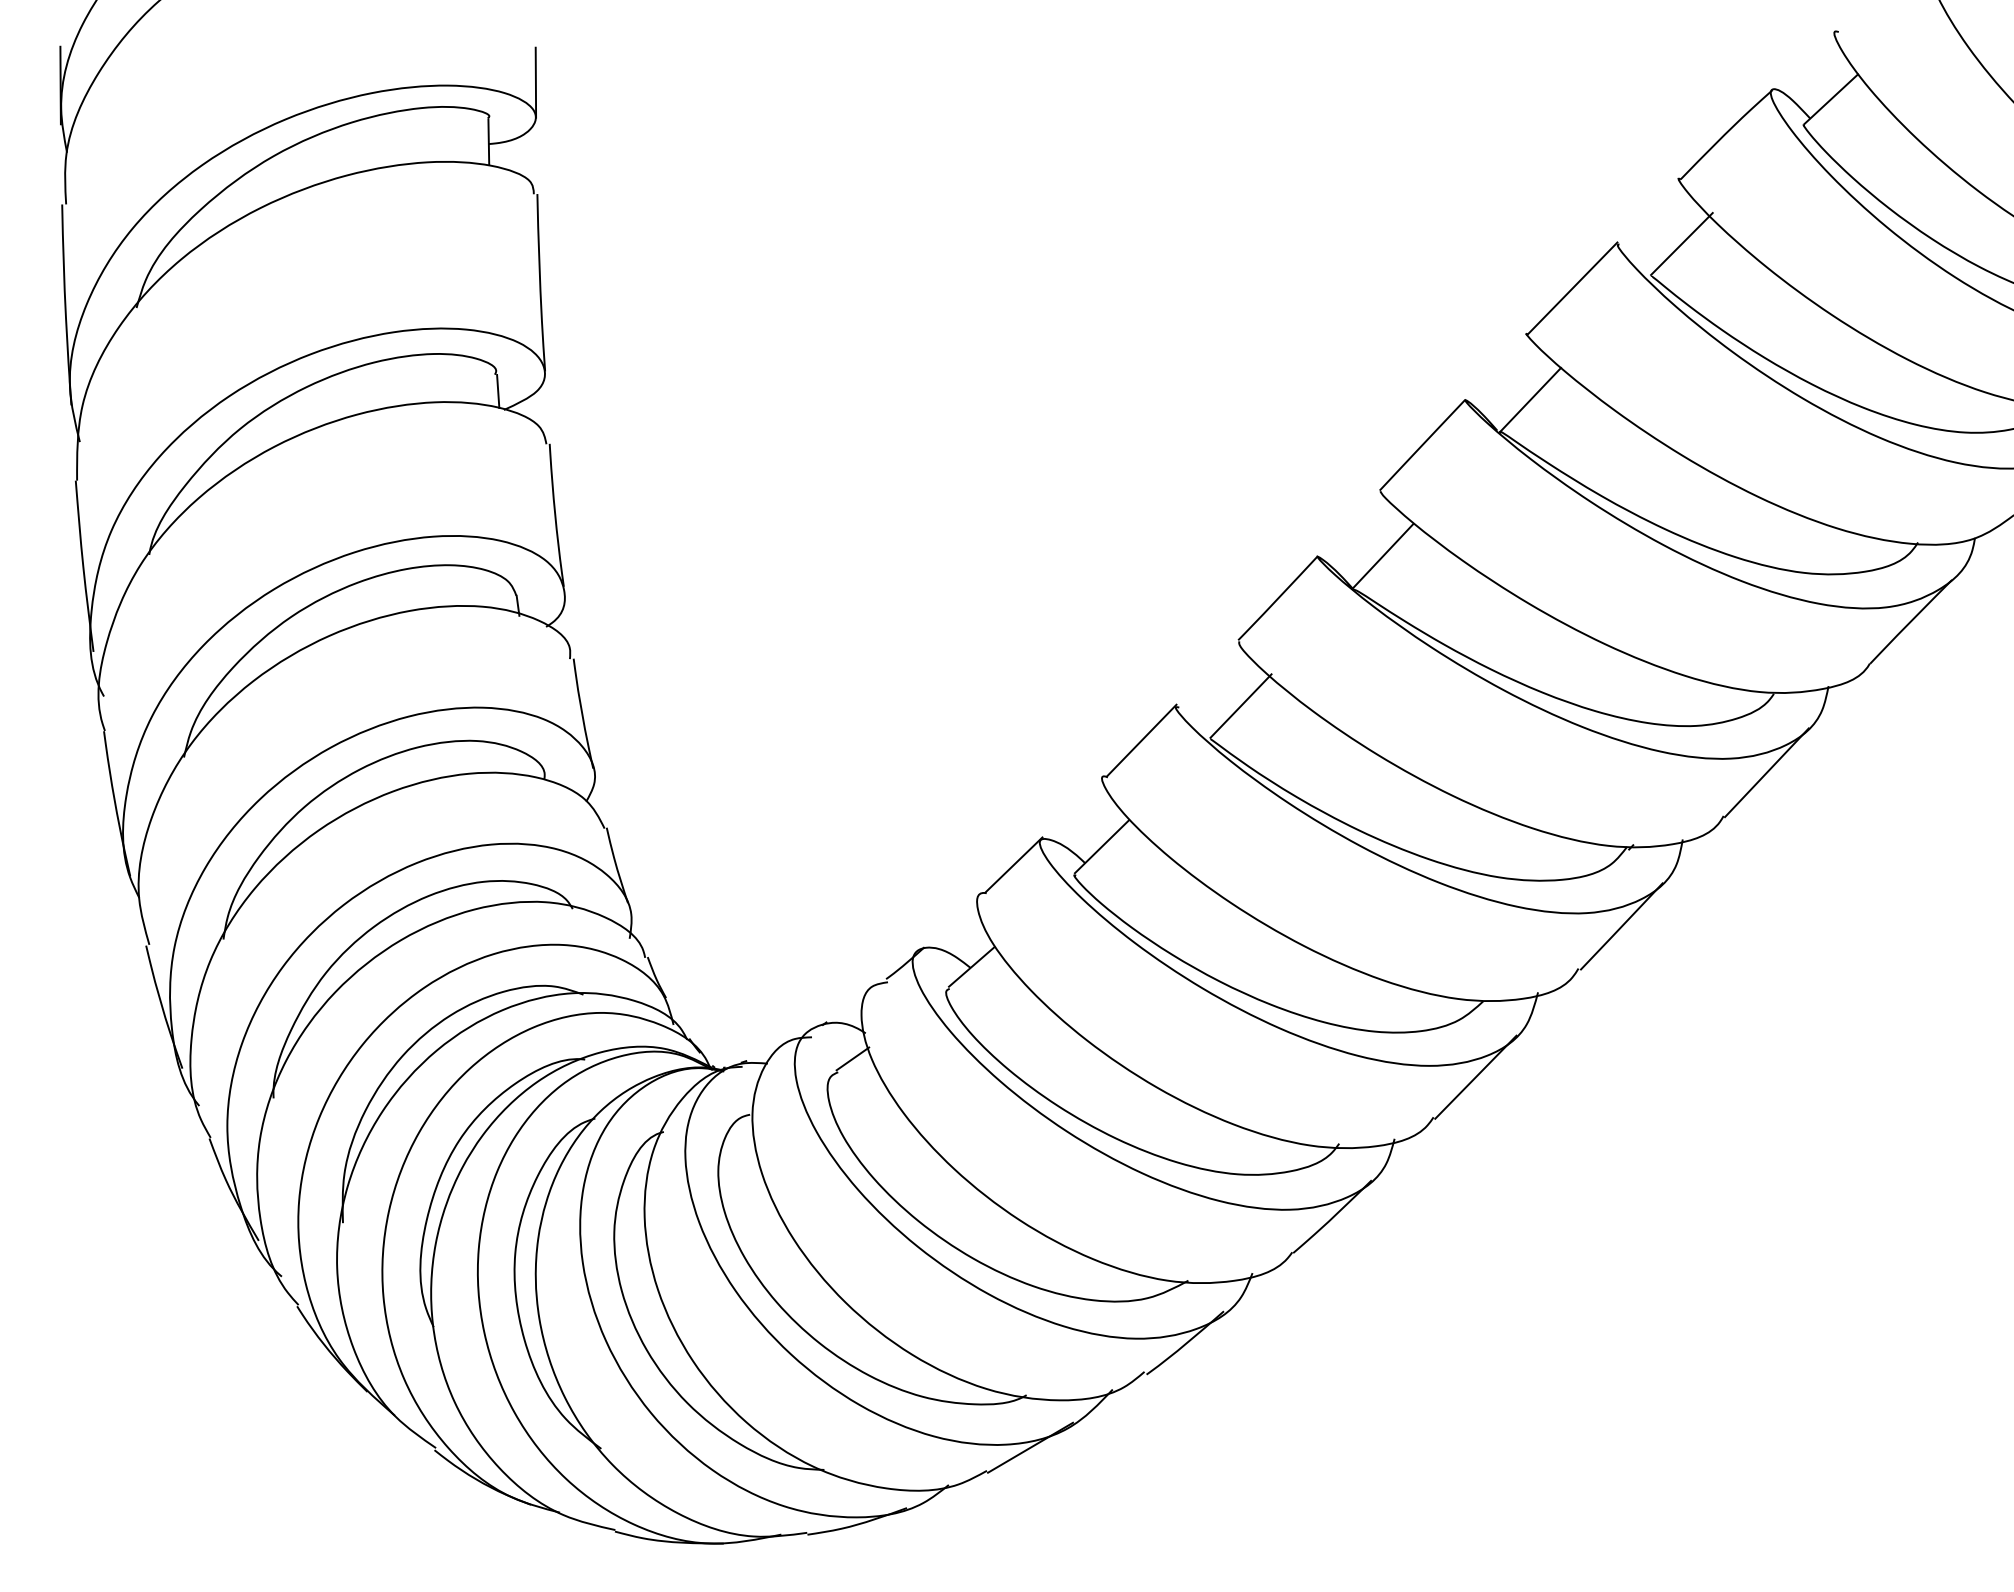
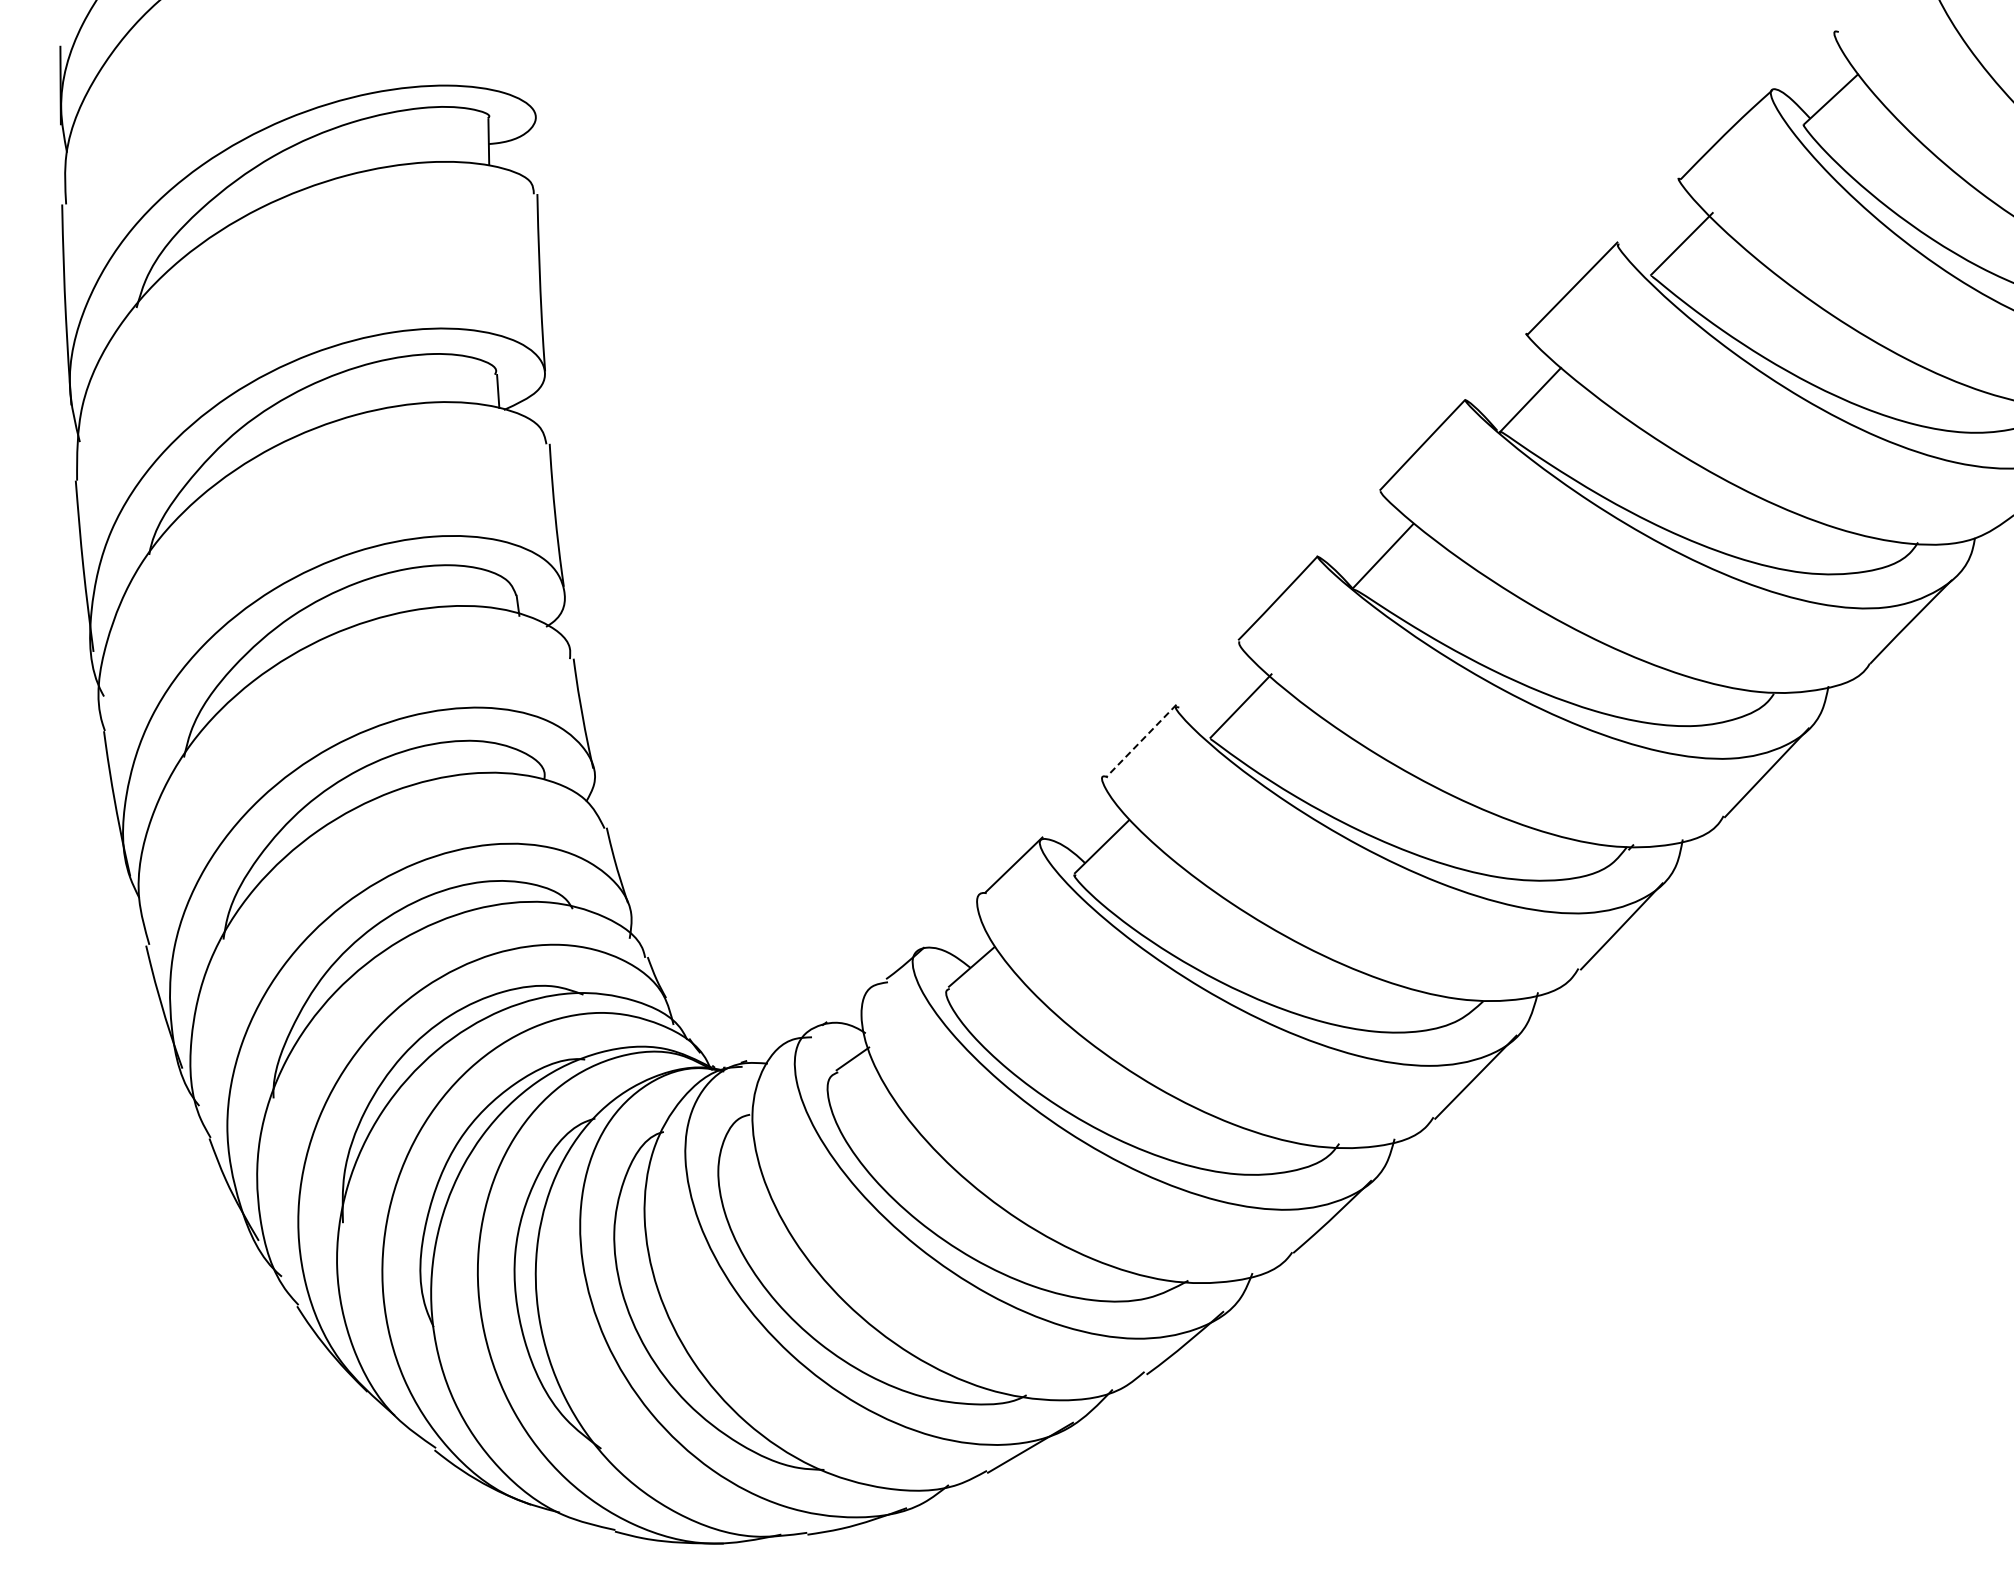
line: present -> none (535, 82)
line: solid -> dashed (1141, 740)
